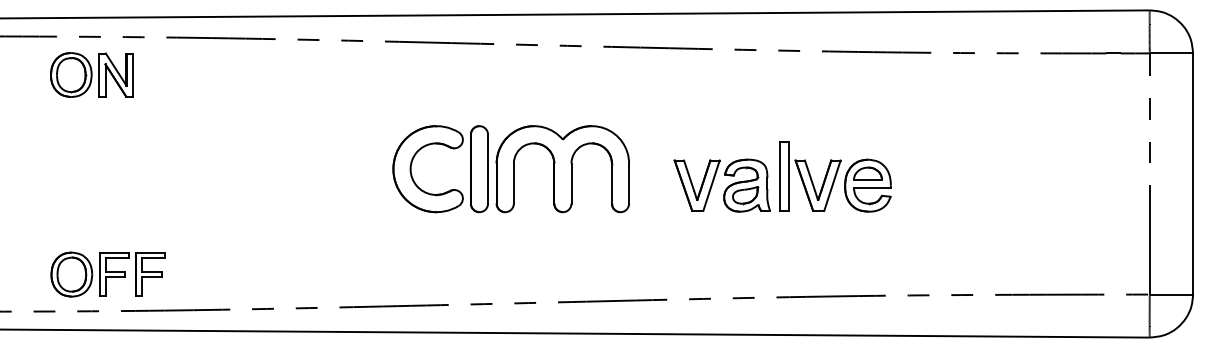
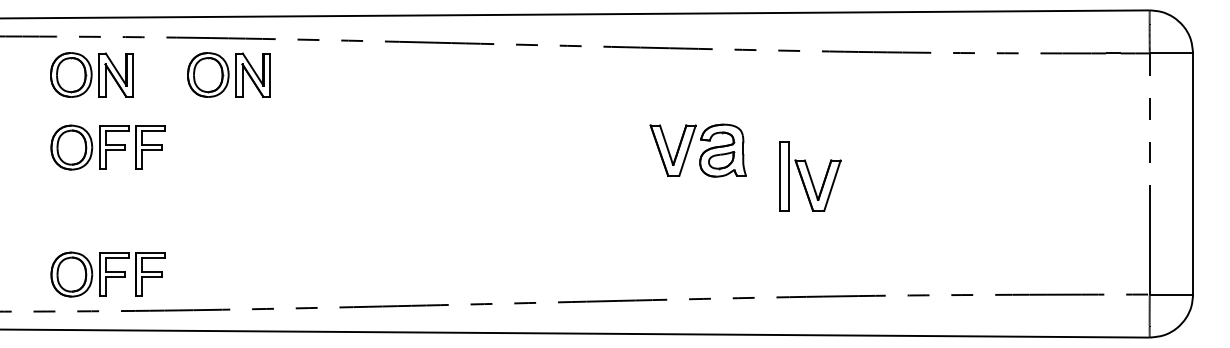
part: none -> present (228, 74)
part: none -> present (107, 147)
part: present -> none (510, 169)
part position: (721, 185) -> (697, 150) (697, 150)
part: present -> none (867, 185)
